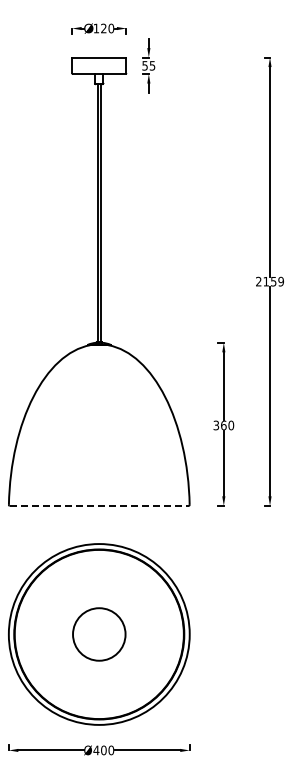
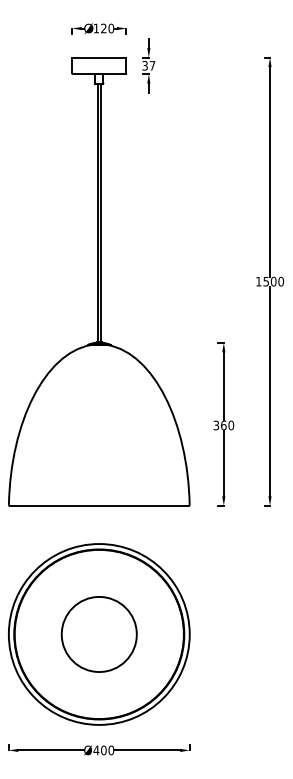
text: 55 -> 37 (148, 65)
text: 2159 -> 1500 (269, 281)
line: dashed -> solid (99, 505)
circle diameter: 53 px -> 75 px (98, 634)
